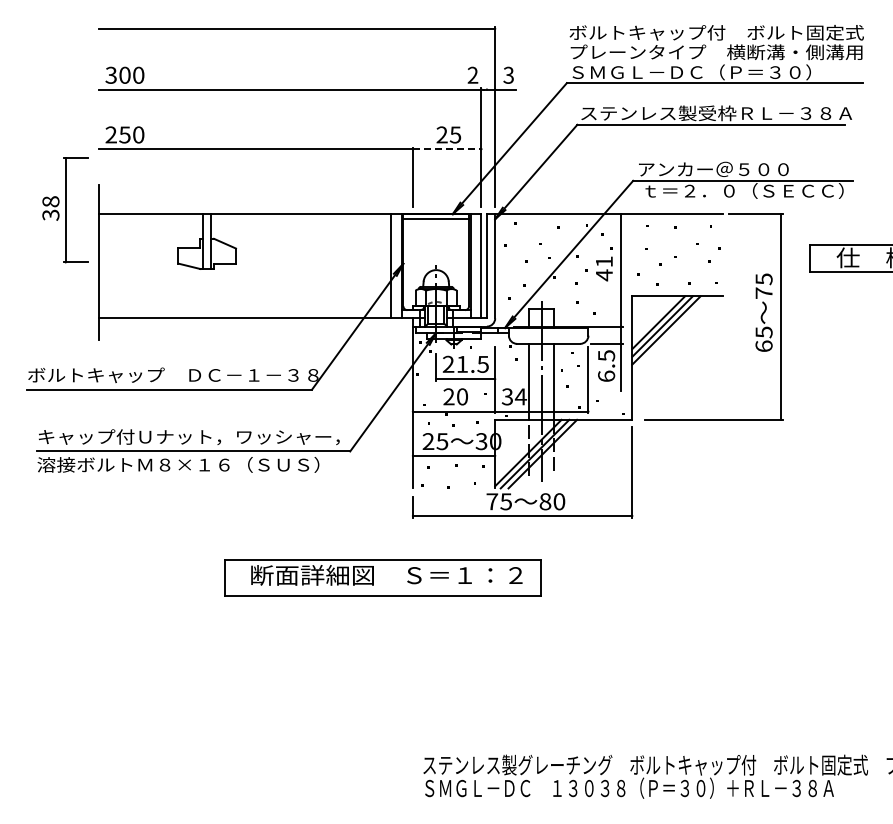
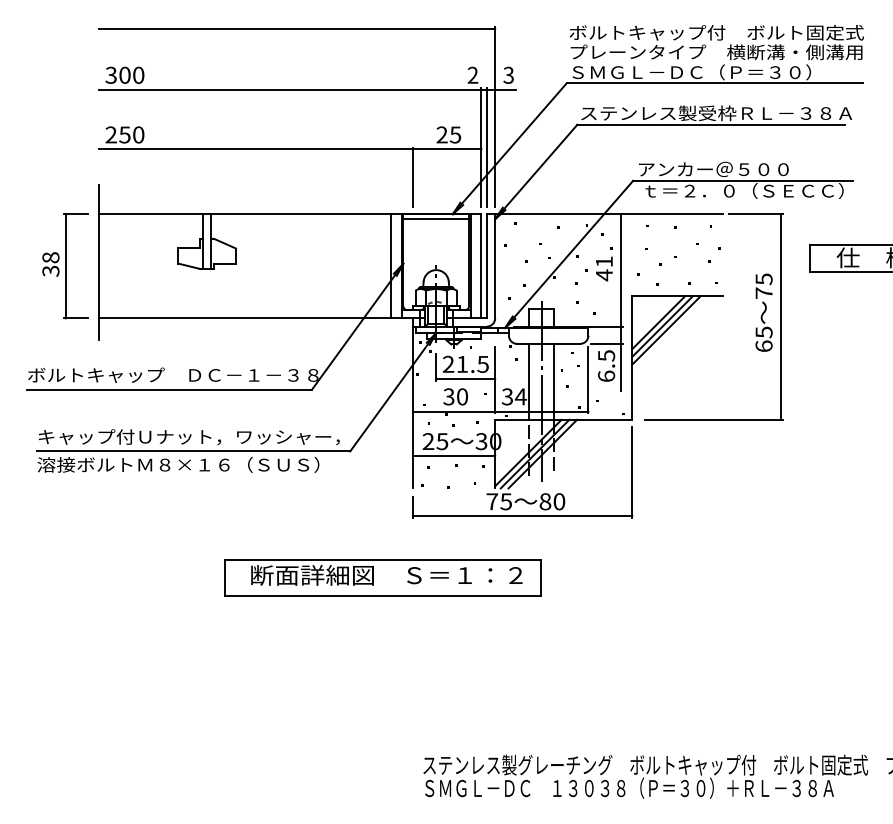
line: none -> present (486, 147)
line: dashed -> solid (447, 149)
part position: (65, 210) -> (65, 266) (65, 266)
text: 20 -> 30 (448, 396)
